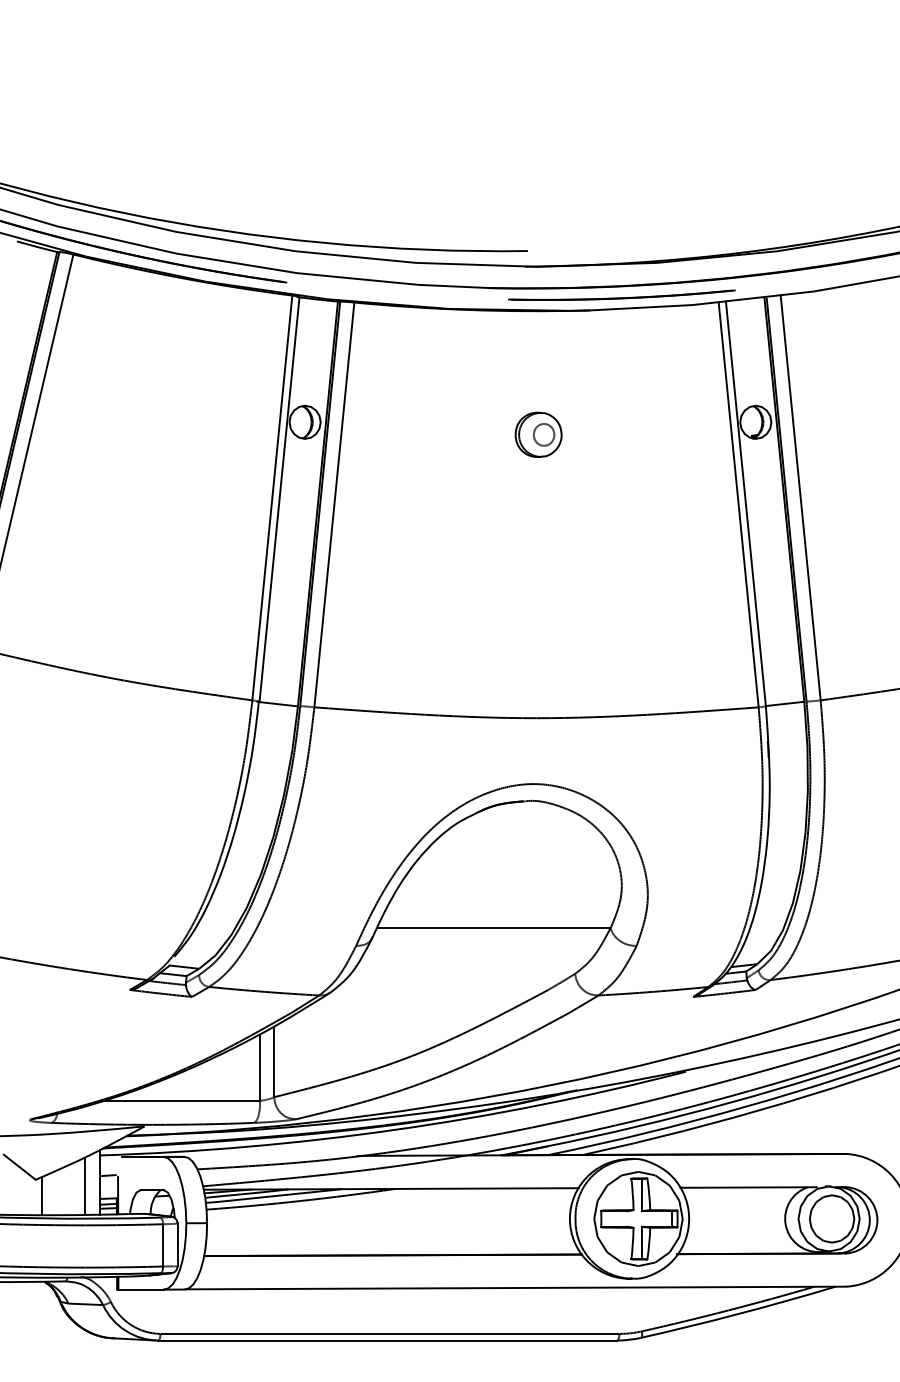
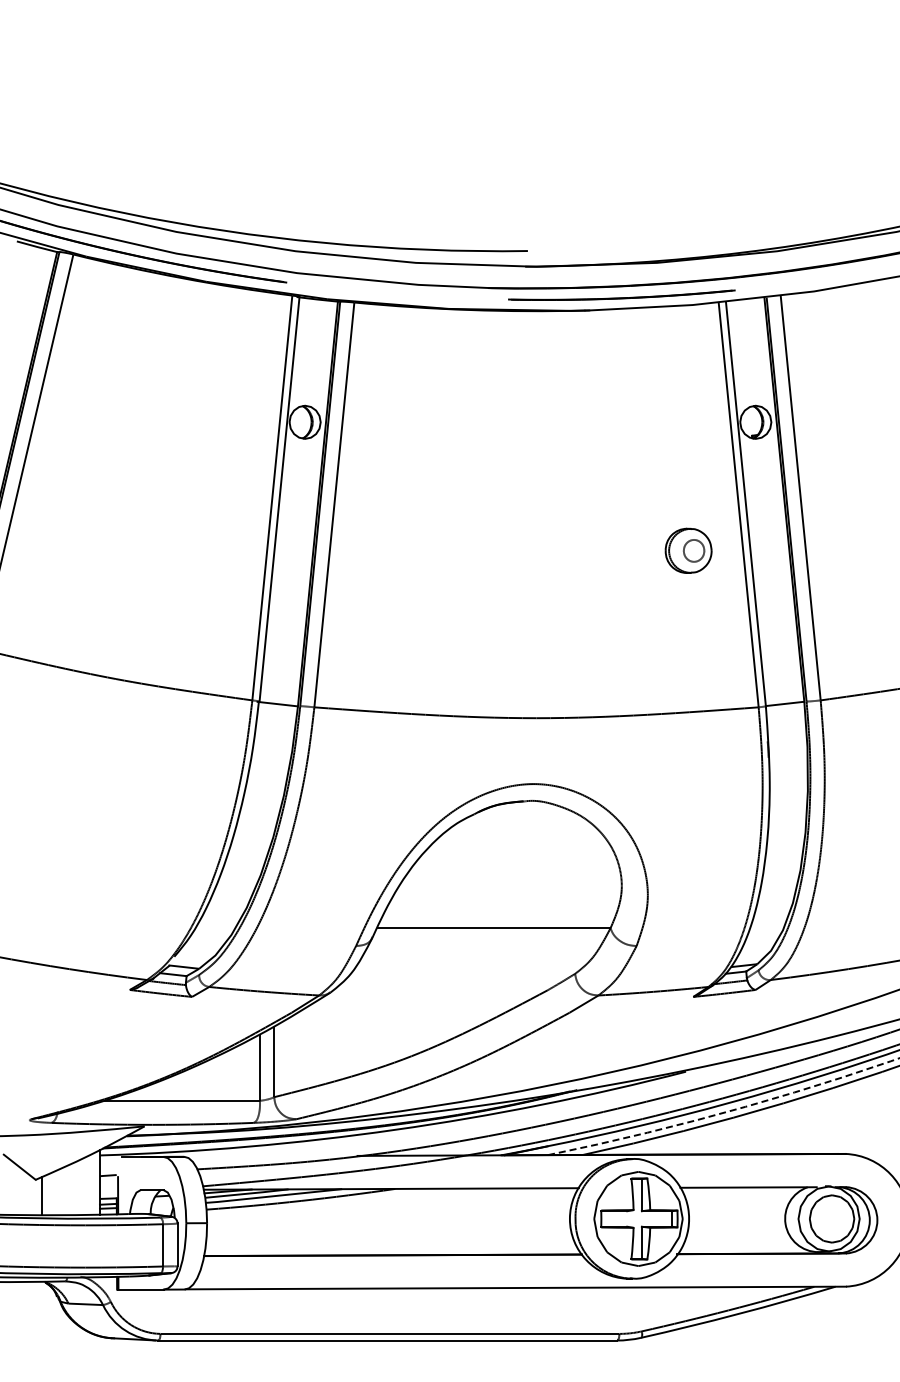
part position: (538, 434) -> (688, 550) (688, 550)
arc: solid -> dashed (726, 1112)
line: present -> none (85, 1185)
